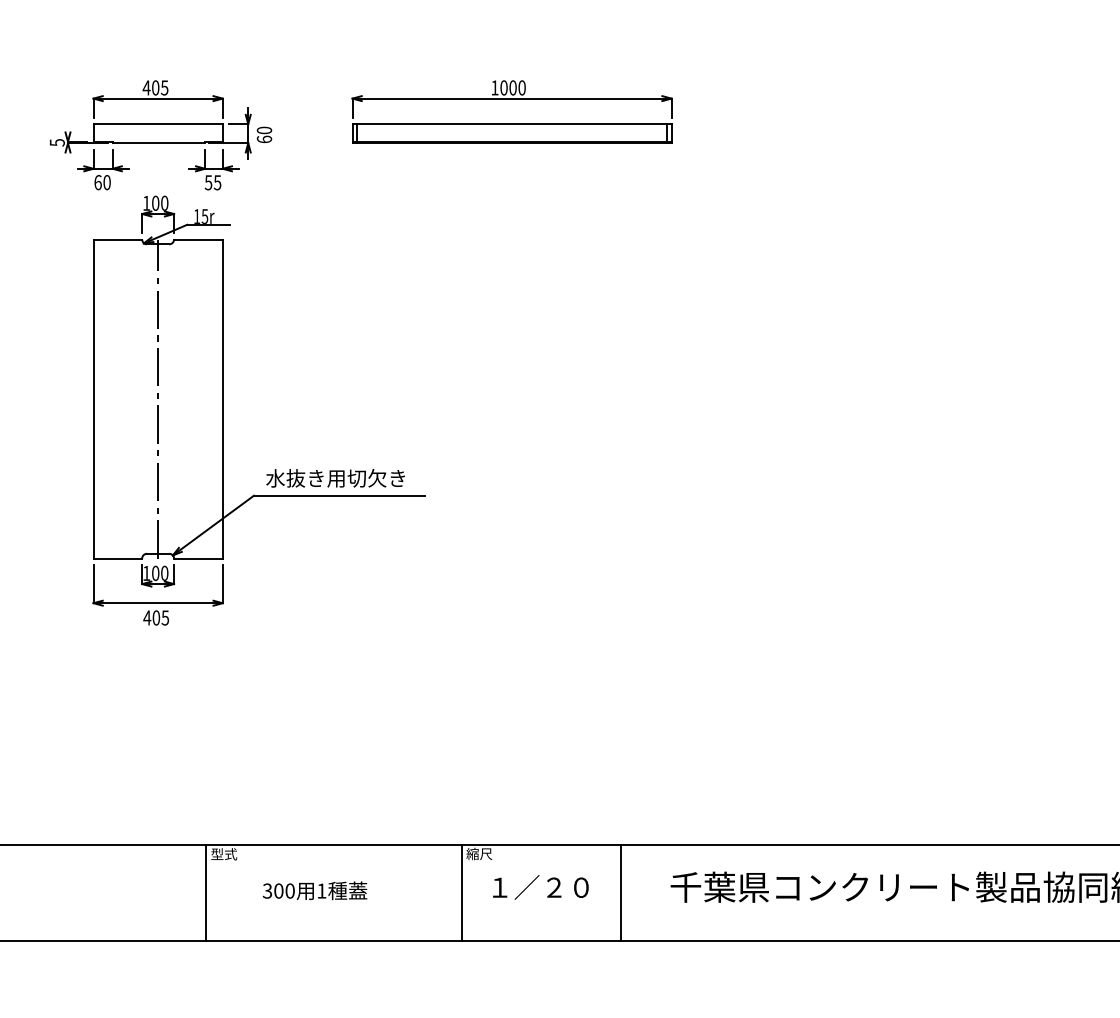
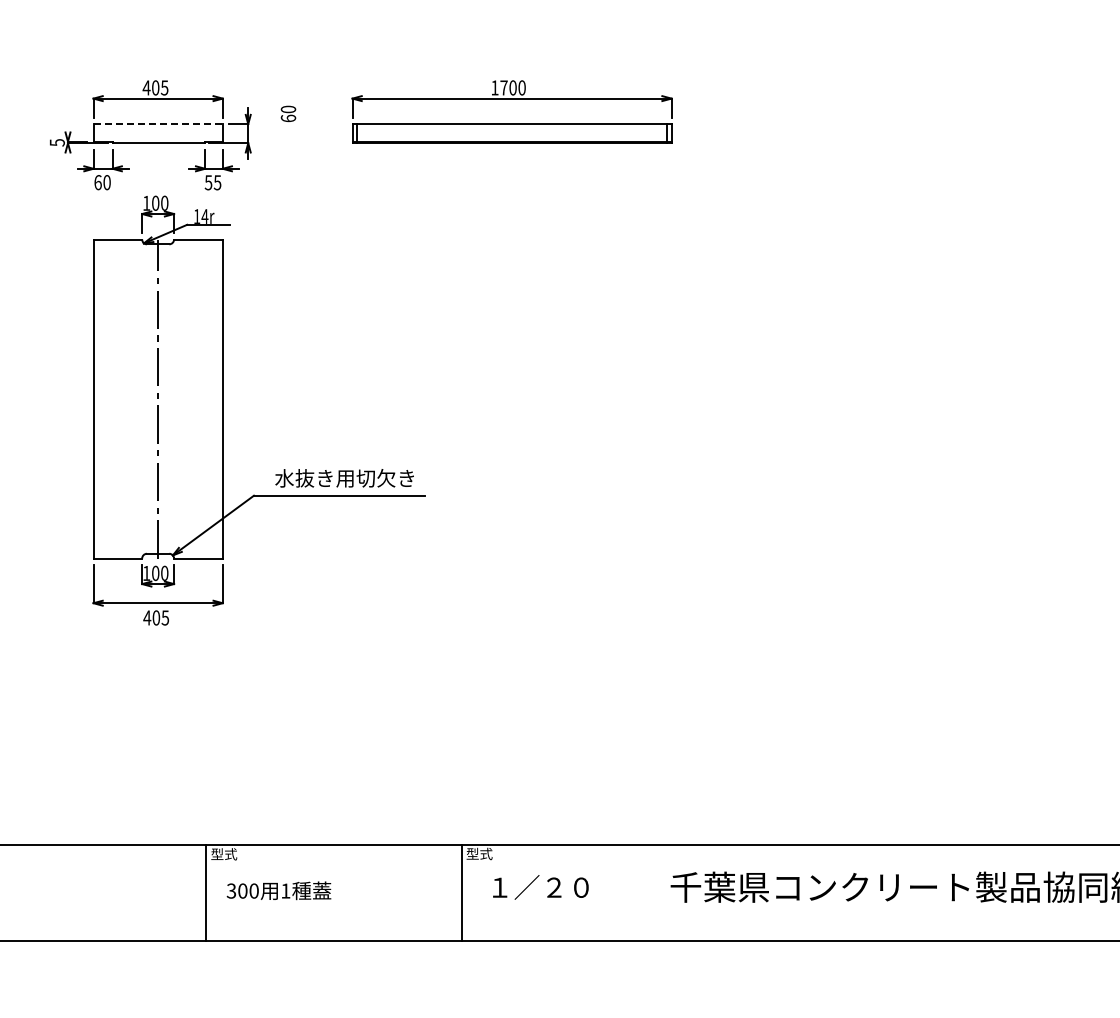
text: 1000 -> 1700 (503, 87)
line: solid -> dashed (158, 124)
text position: (264, 134) -> (288, 113) (288, 113)
text: 15r -> 14r (204, 216)
text position: (335, 478) -> (344, 478) (344, 478)
text: 縮尺 -> 型式 (479, 853)
text position: (314, 890) -> (278, 890) (278, 890)
line: present -> none (621, 893)
